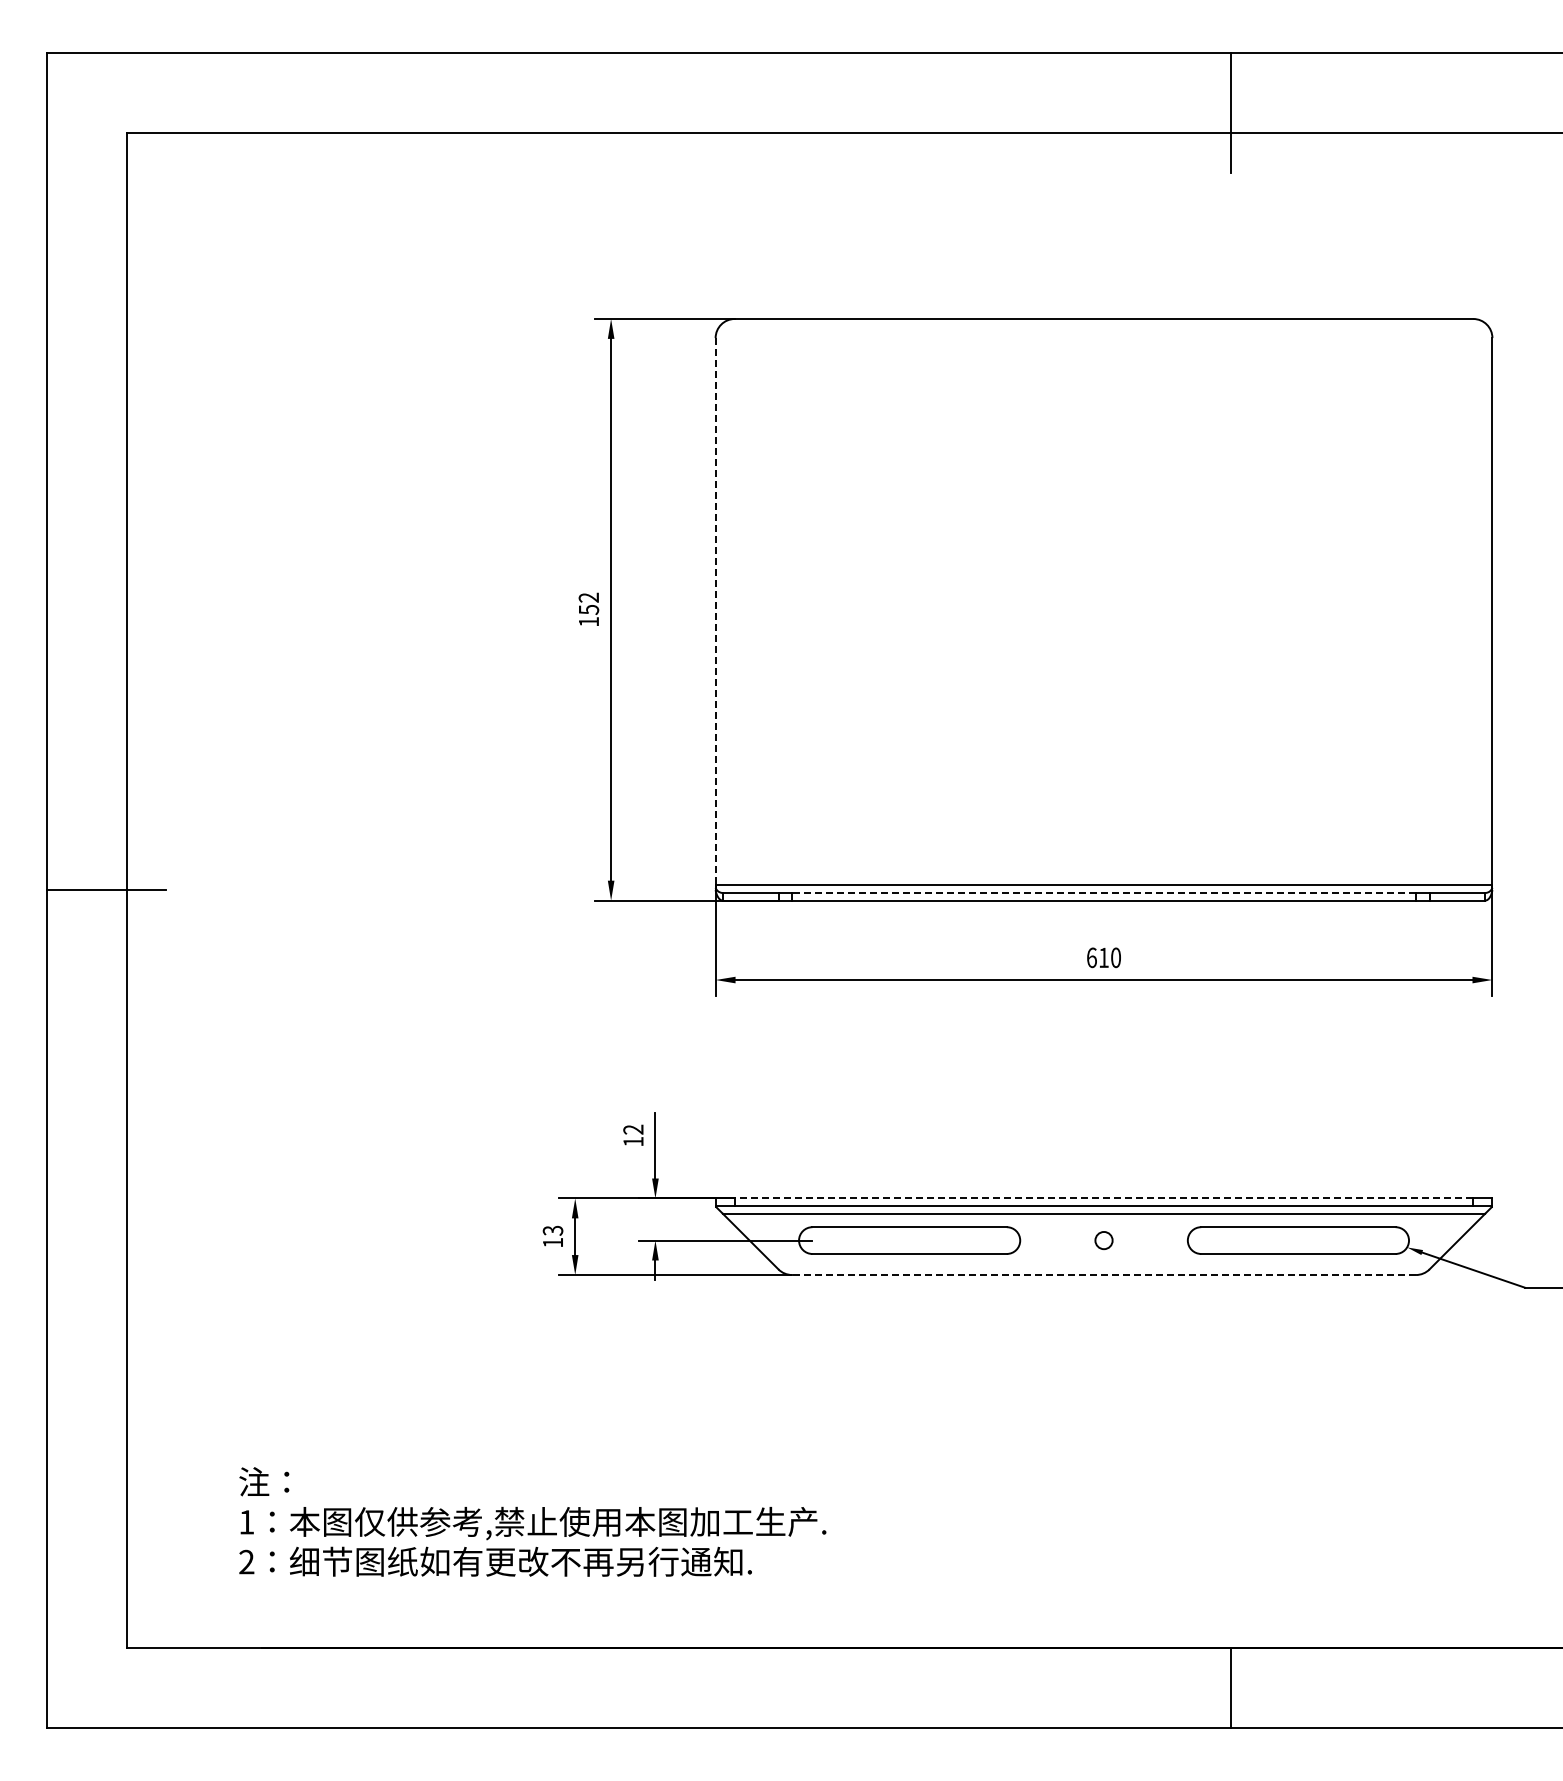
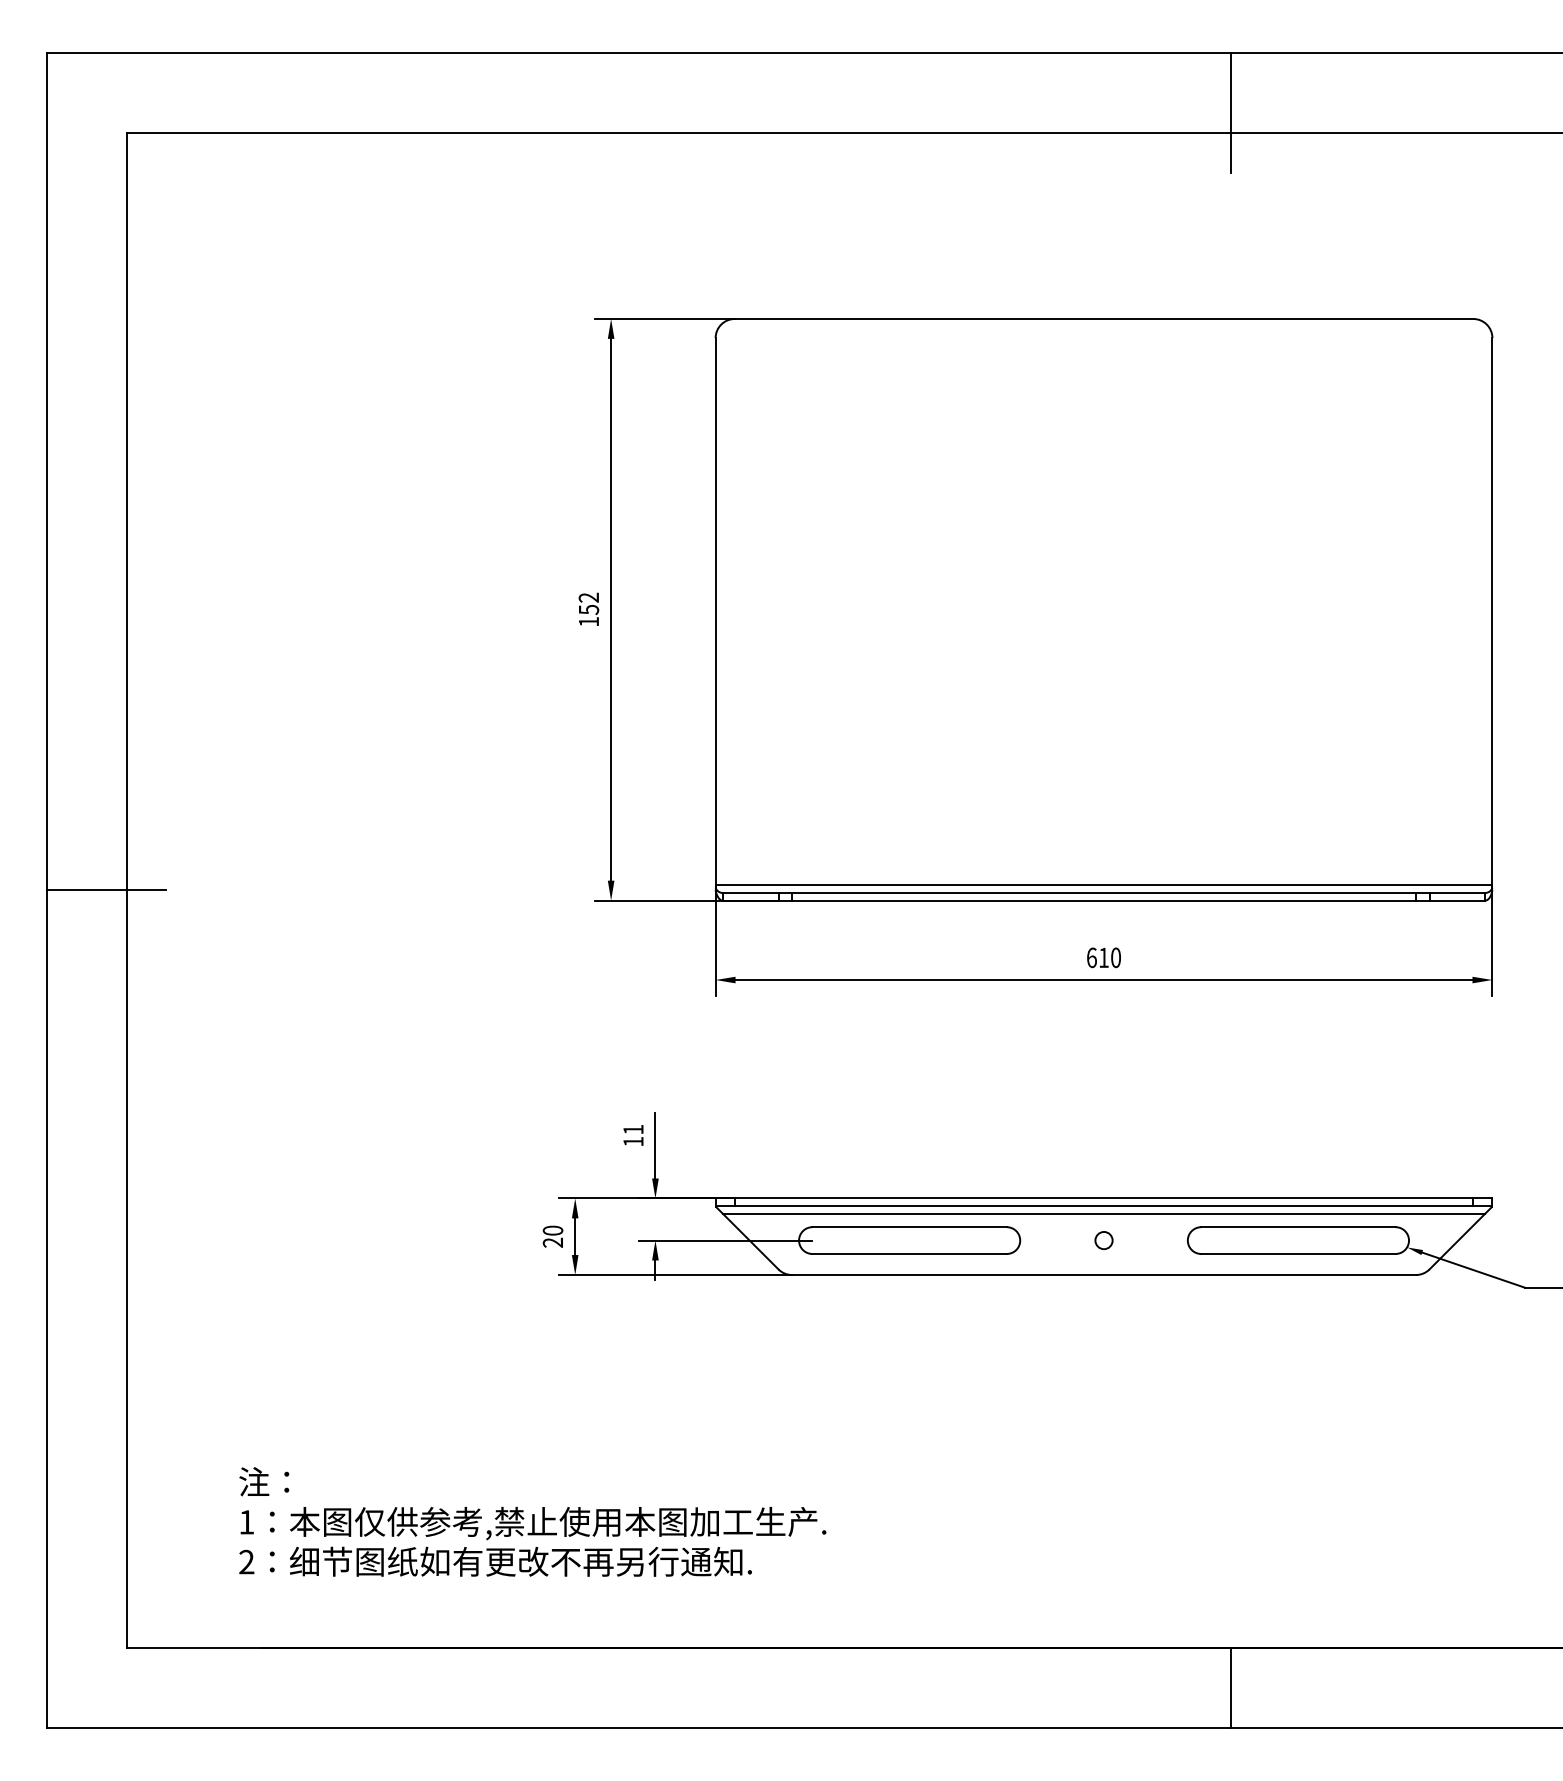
line: dashed -> solid (715, 611)
line: dashed -> solid (1104, 892)
text: 12 -> 11 (633, 1129)
line: dashed -> solid (1103, 1198)
text: 13 -> 20 (552, 1236)
line: dashed -> solid (1104, 1275)
